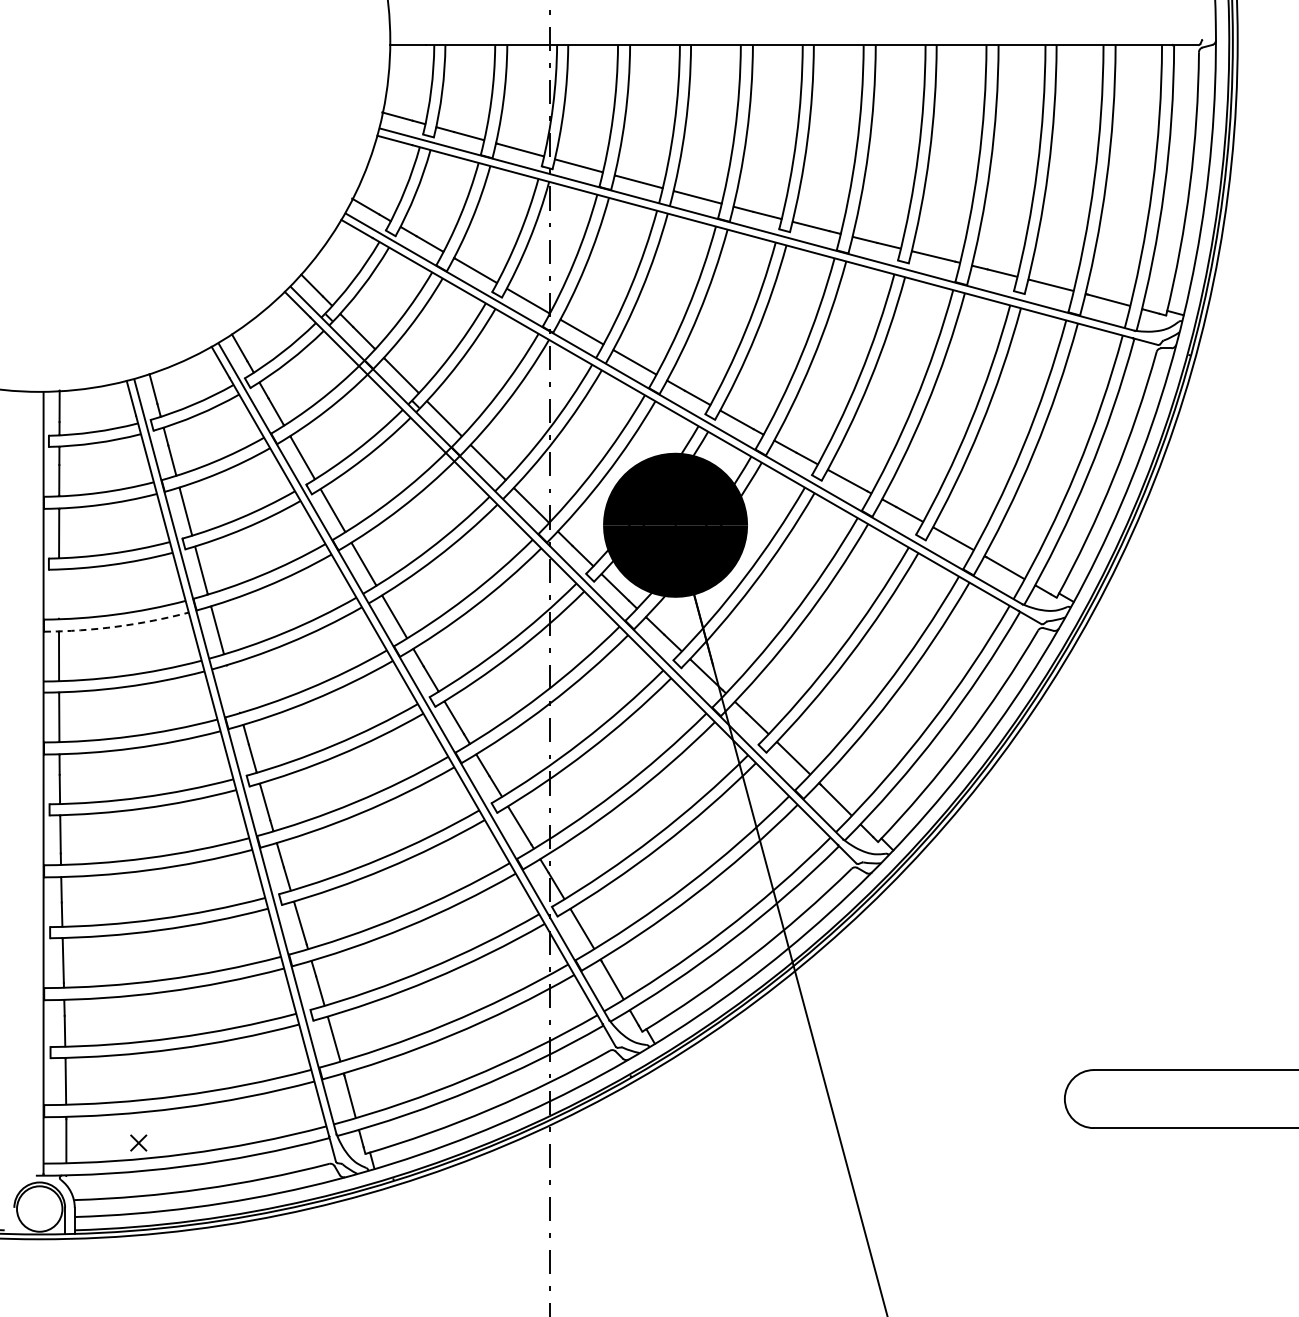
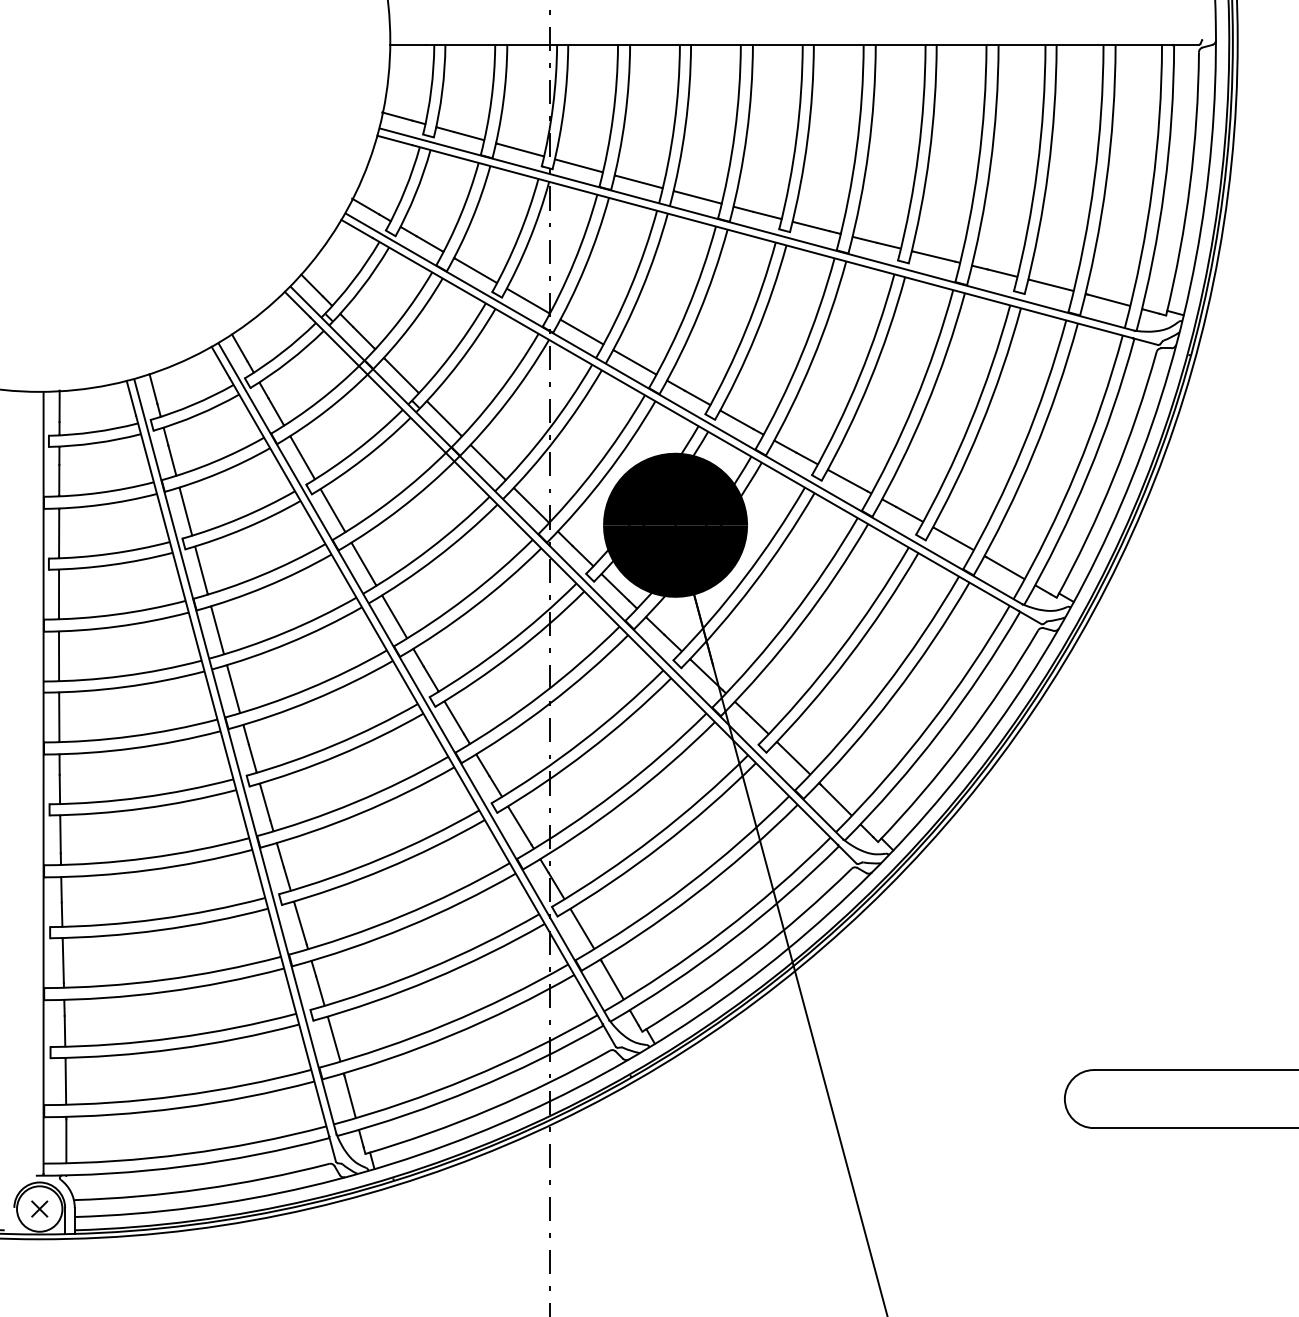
line: none -> present (59, 593)
arc: dashed -> solid (116, 626)
line: none -> present (233, 688)
part position: (138, 1142) -> (39, 1208) (39, 1208)
